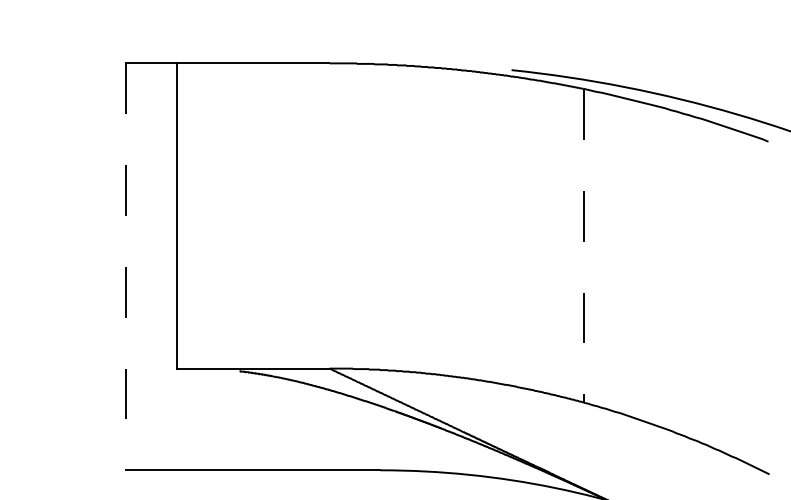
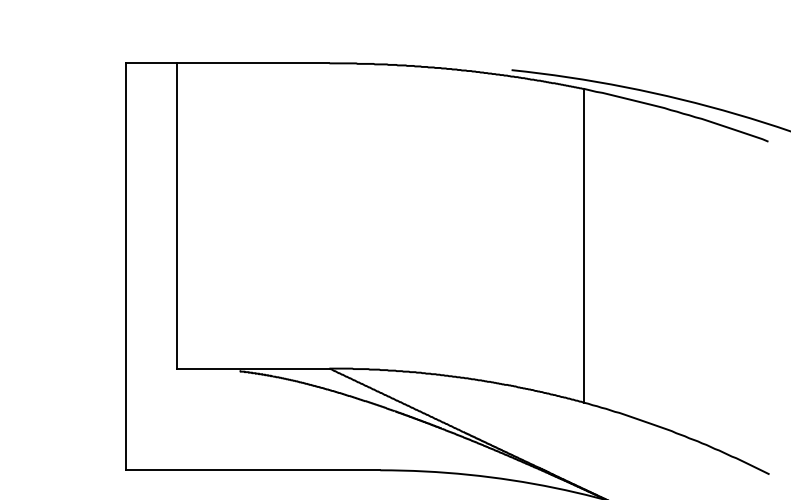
line: dashed -> solid (583, 245)
line: dashed -> solid (125, 267)
